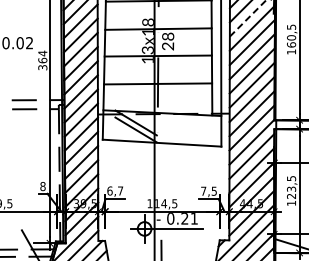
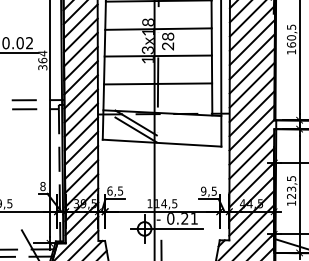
line: dashed -> solid (248, 18)
line: none -> present (20, 53)
text: 6,7 -> 6,5 (120, 190)
text: 7,5 -> 9,5 (203, 190)
